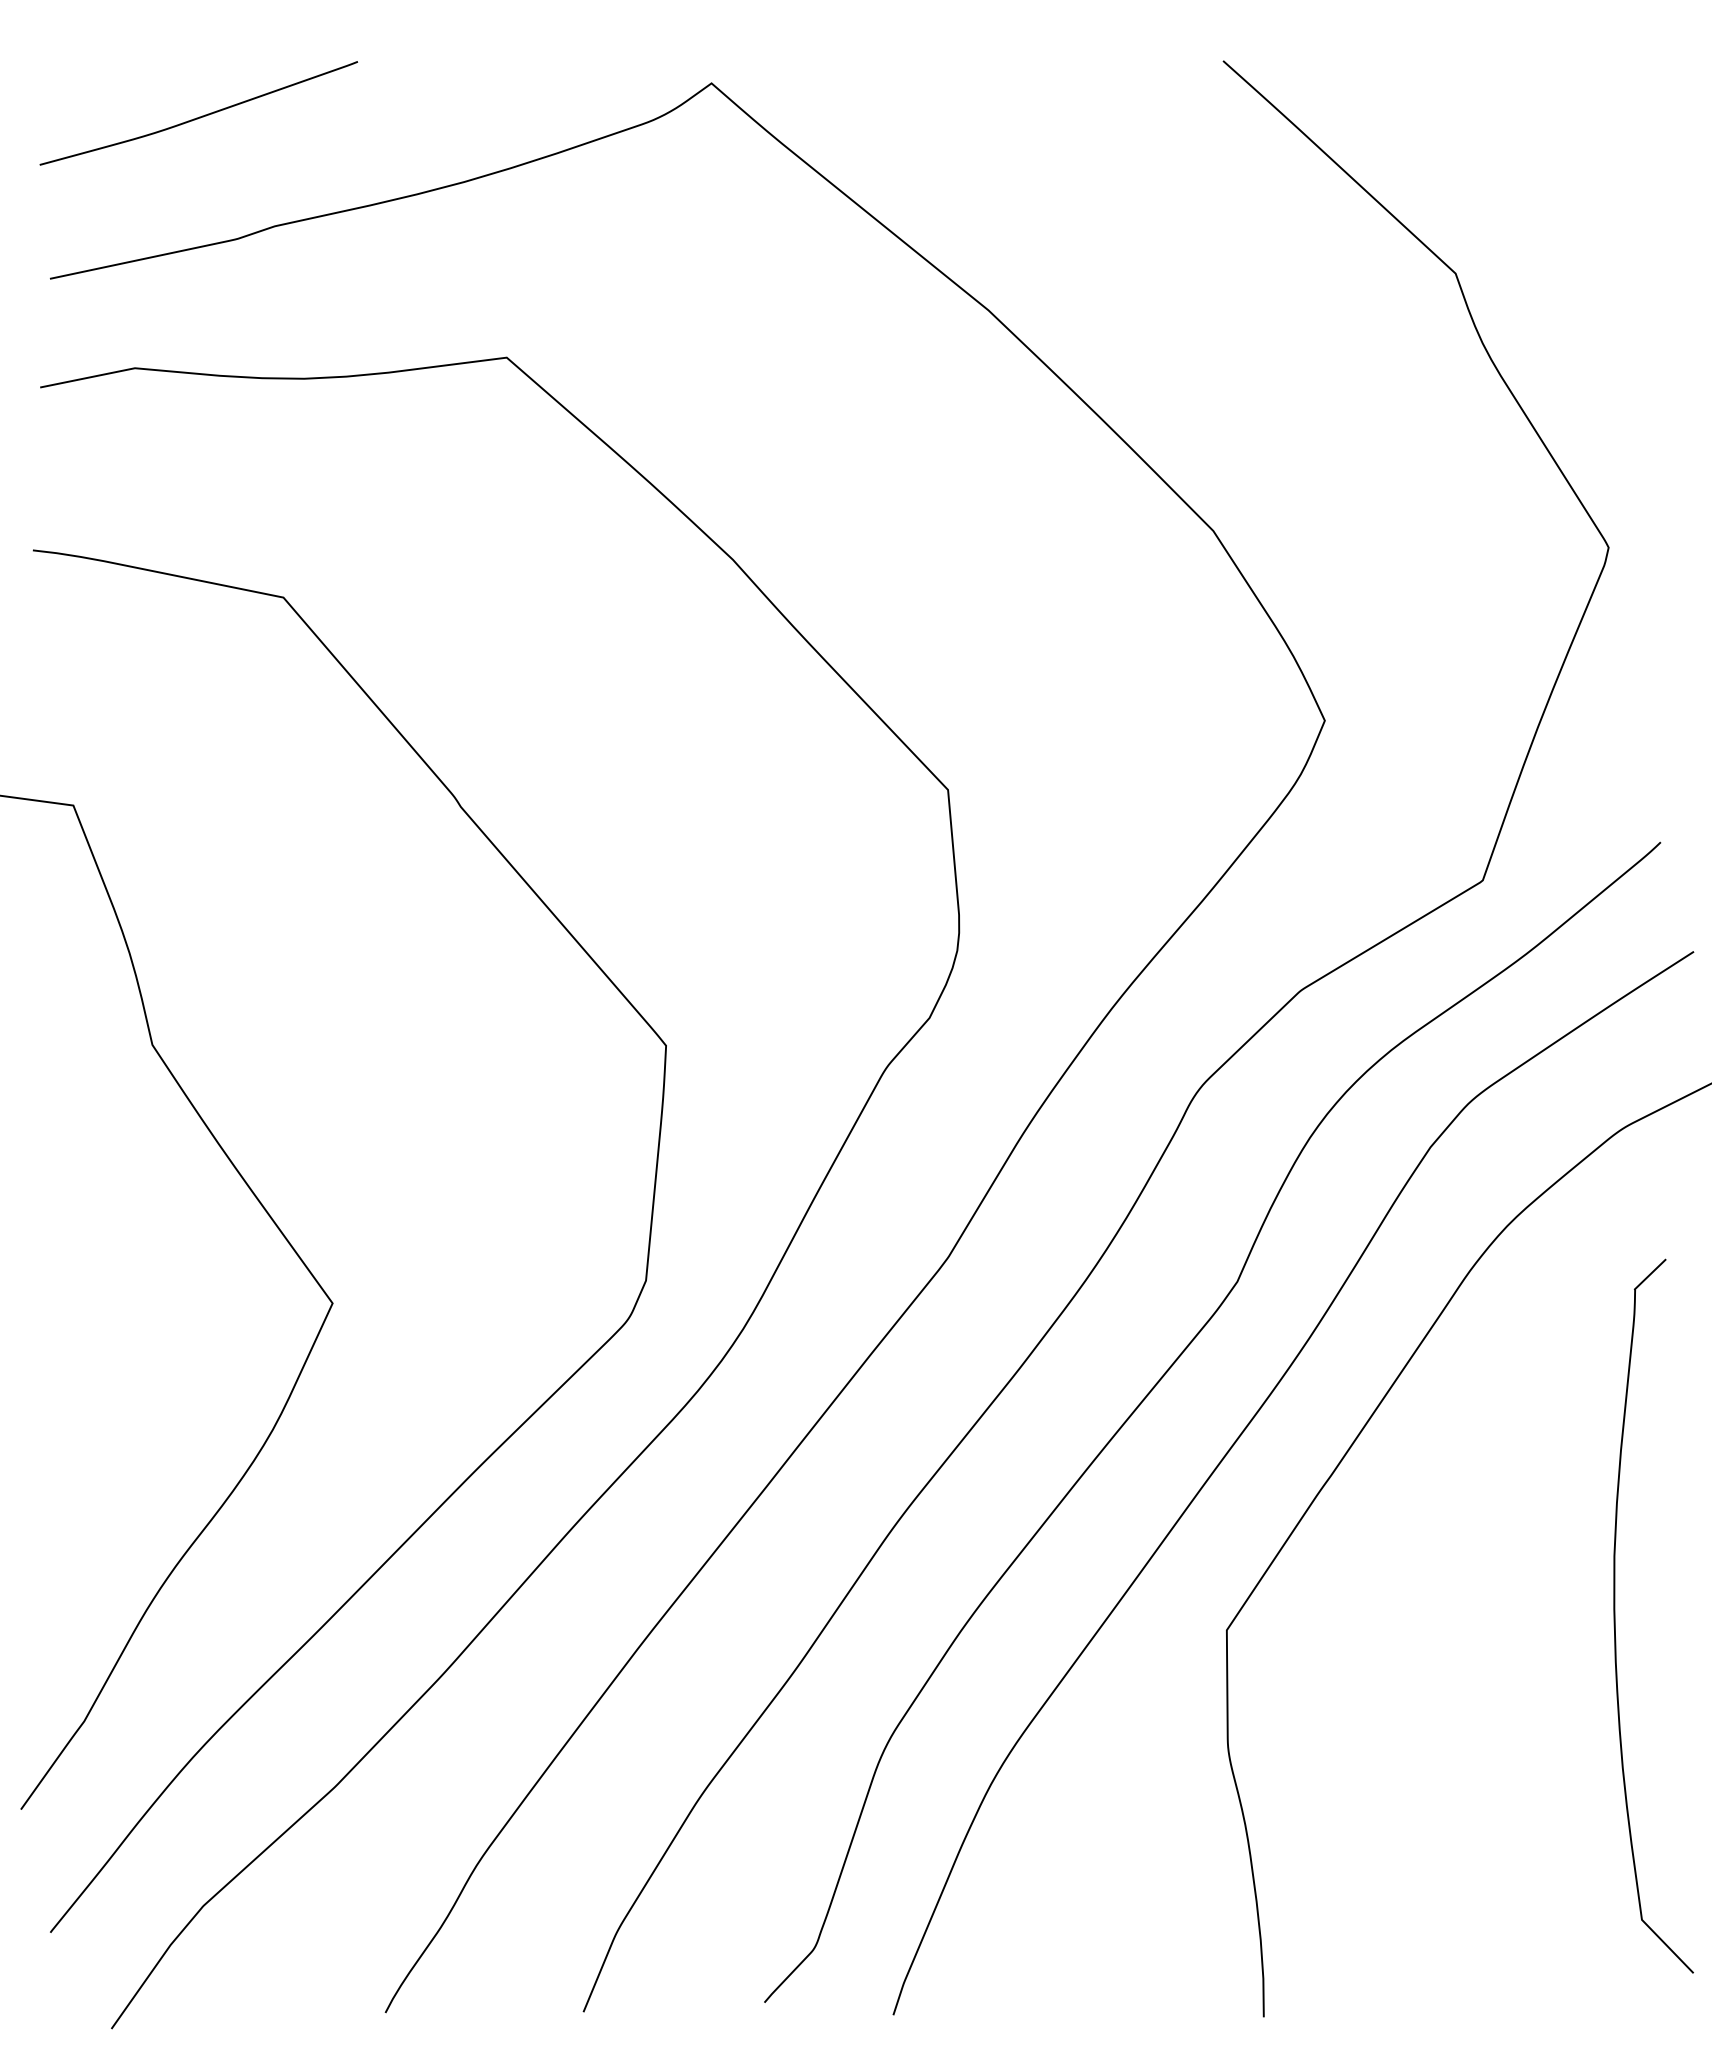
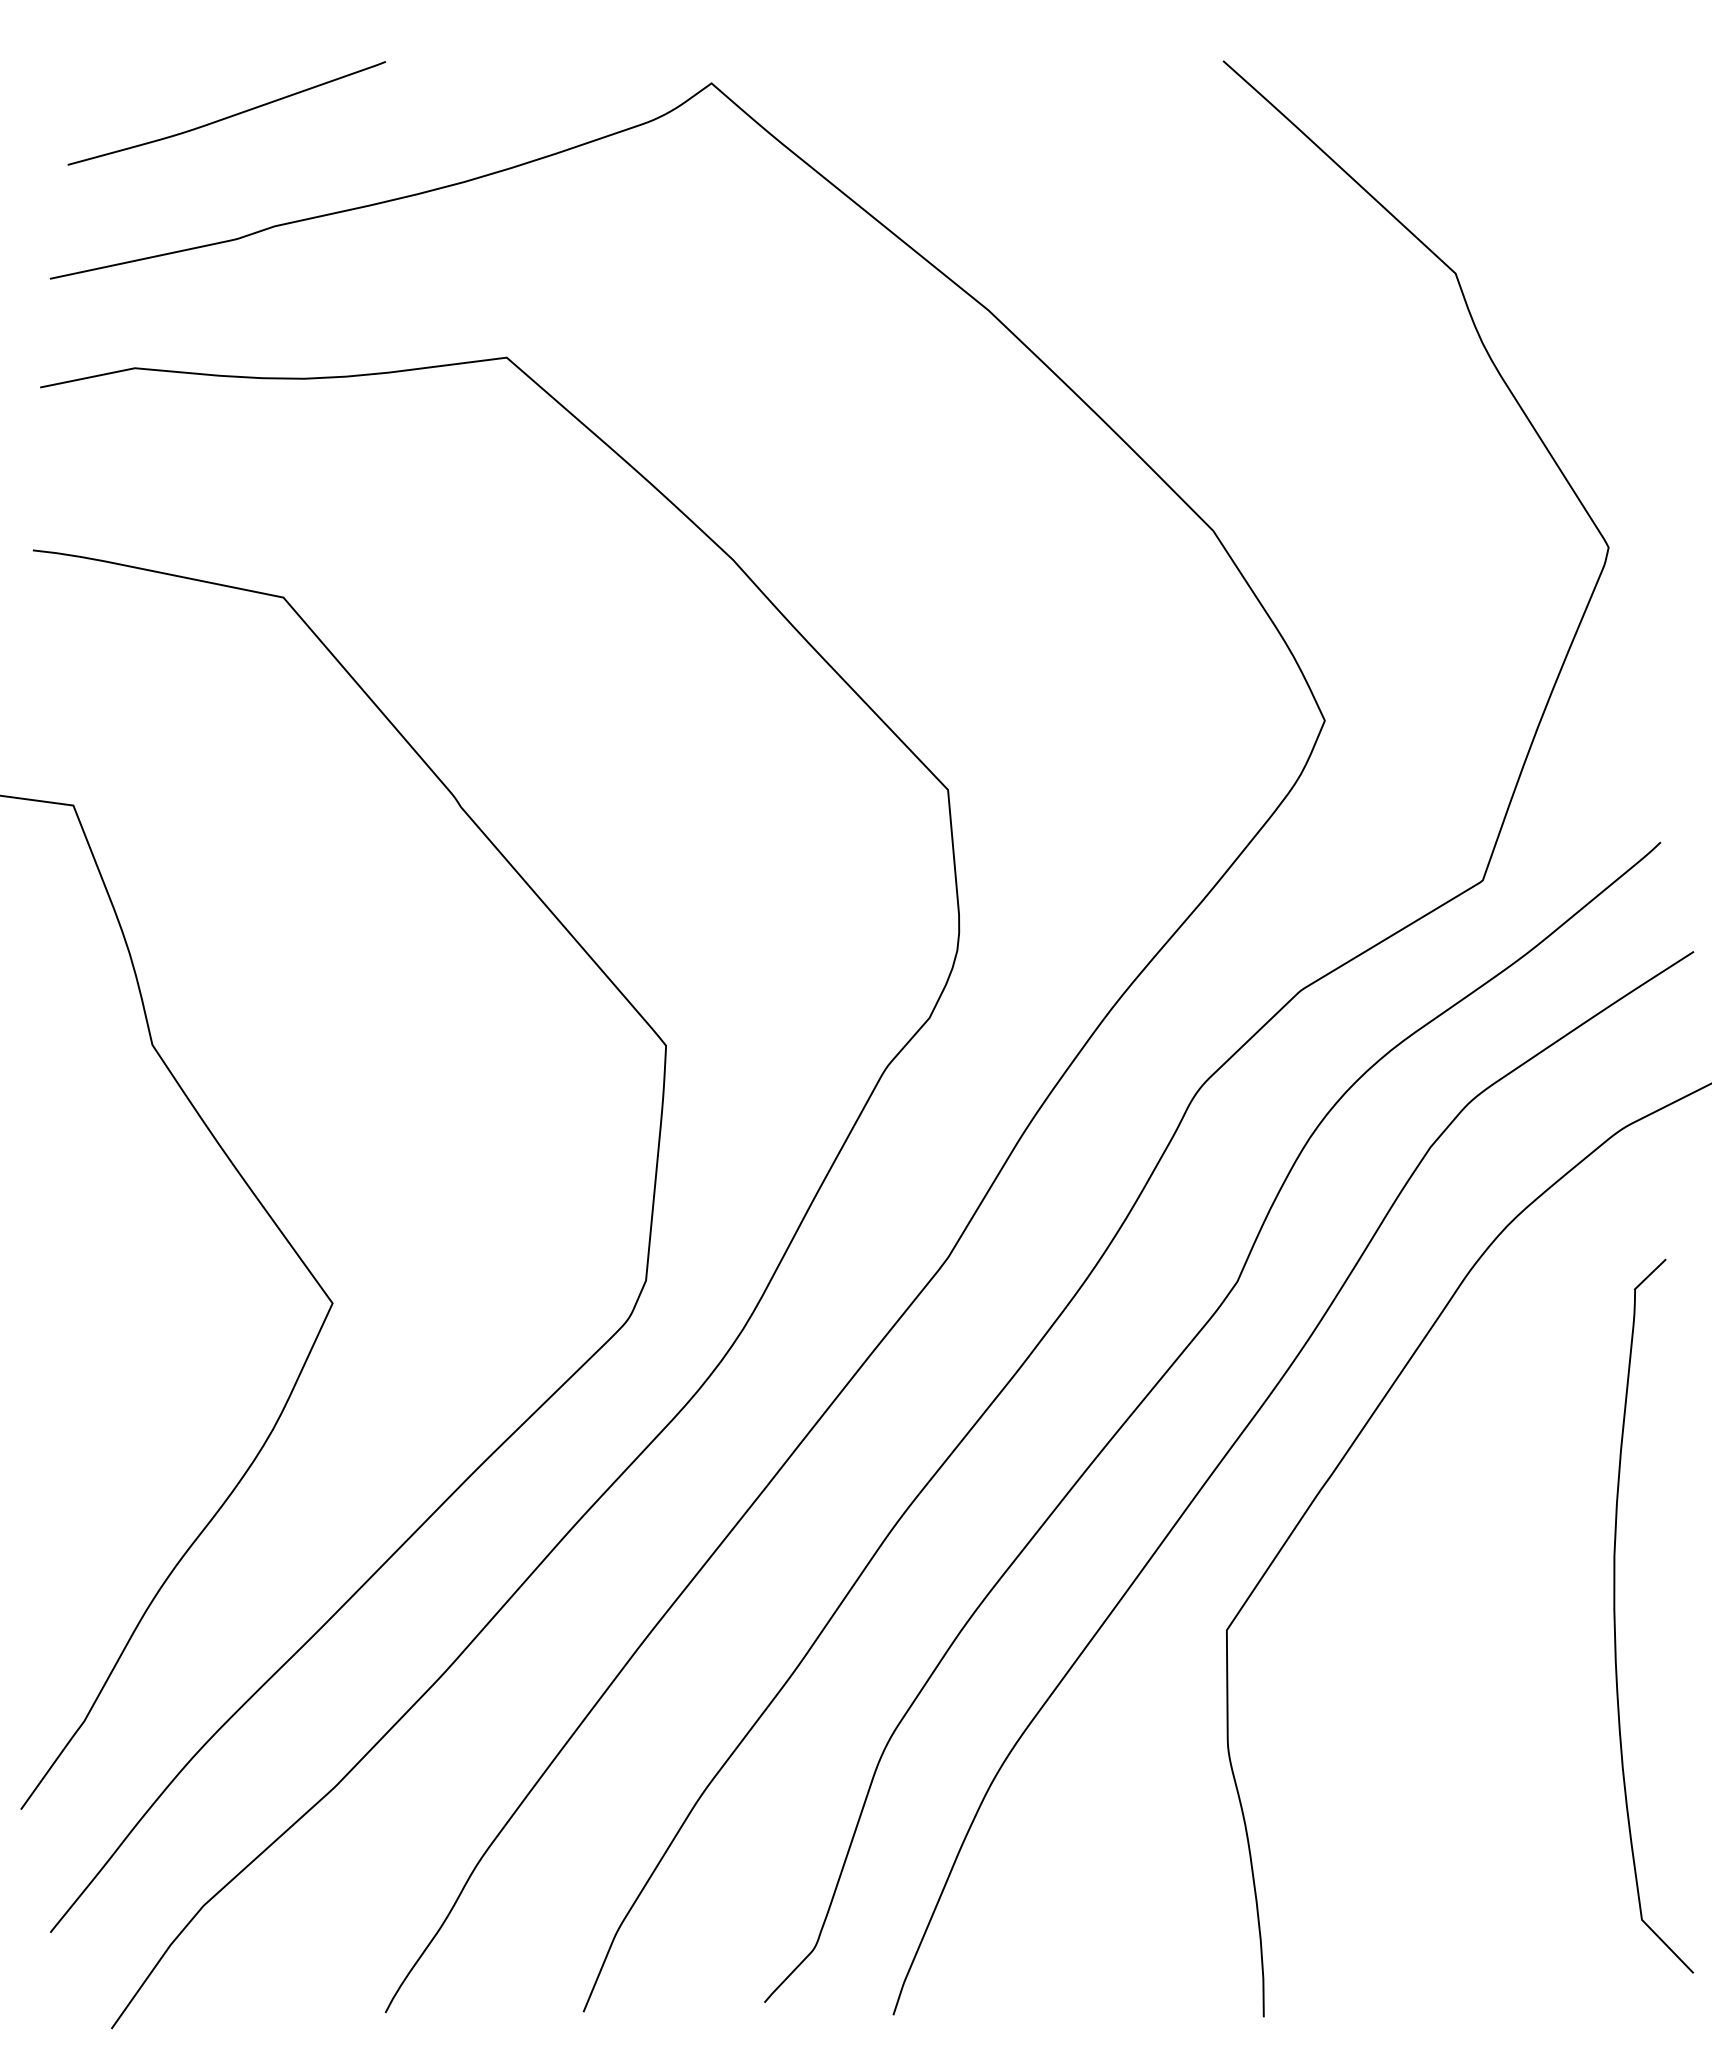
curve position: (199, 116) -> (227, 116) (227, 116)
